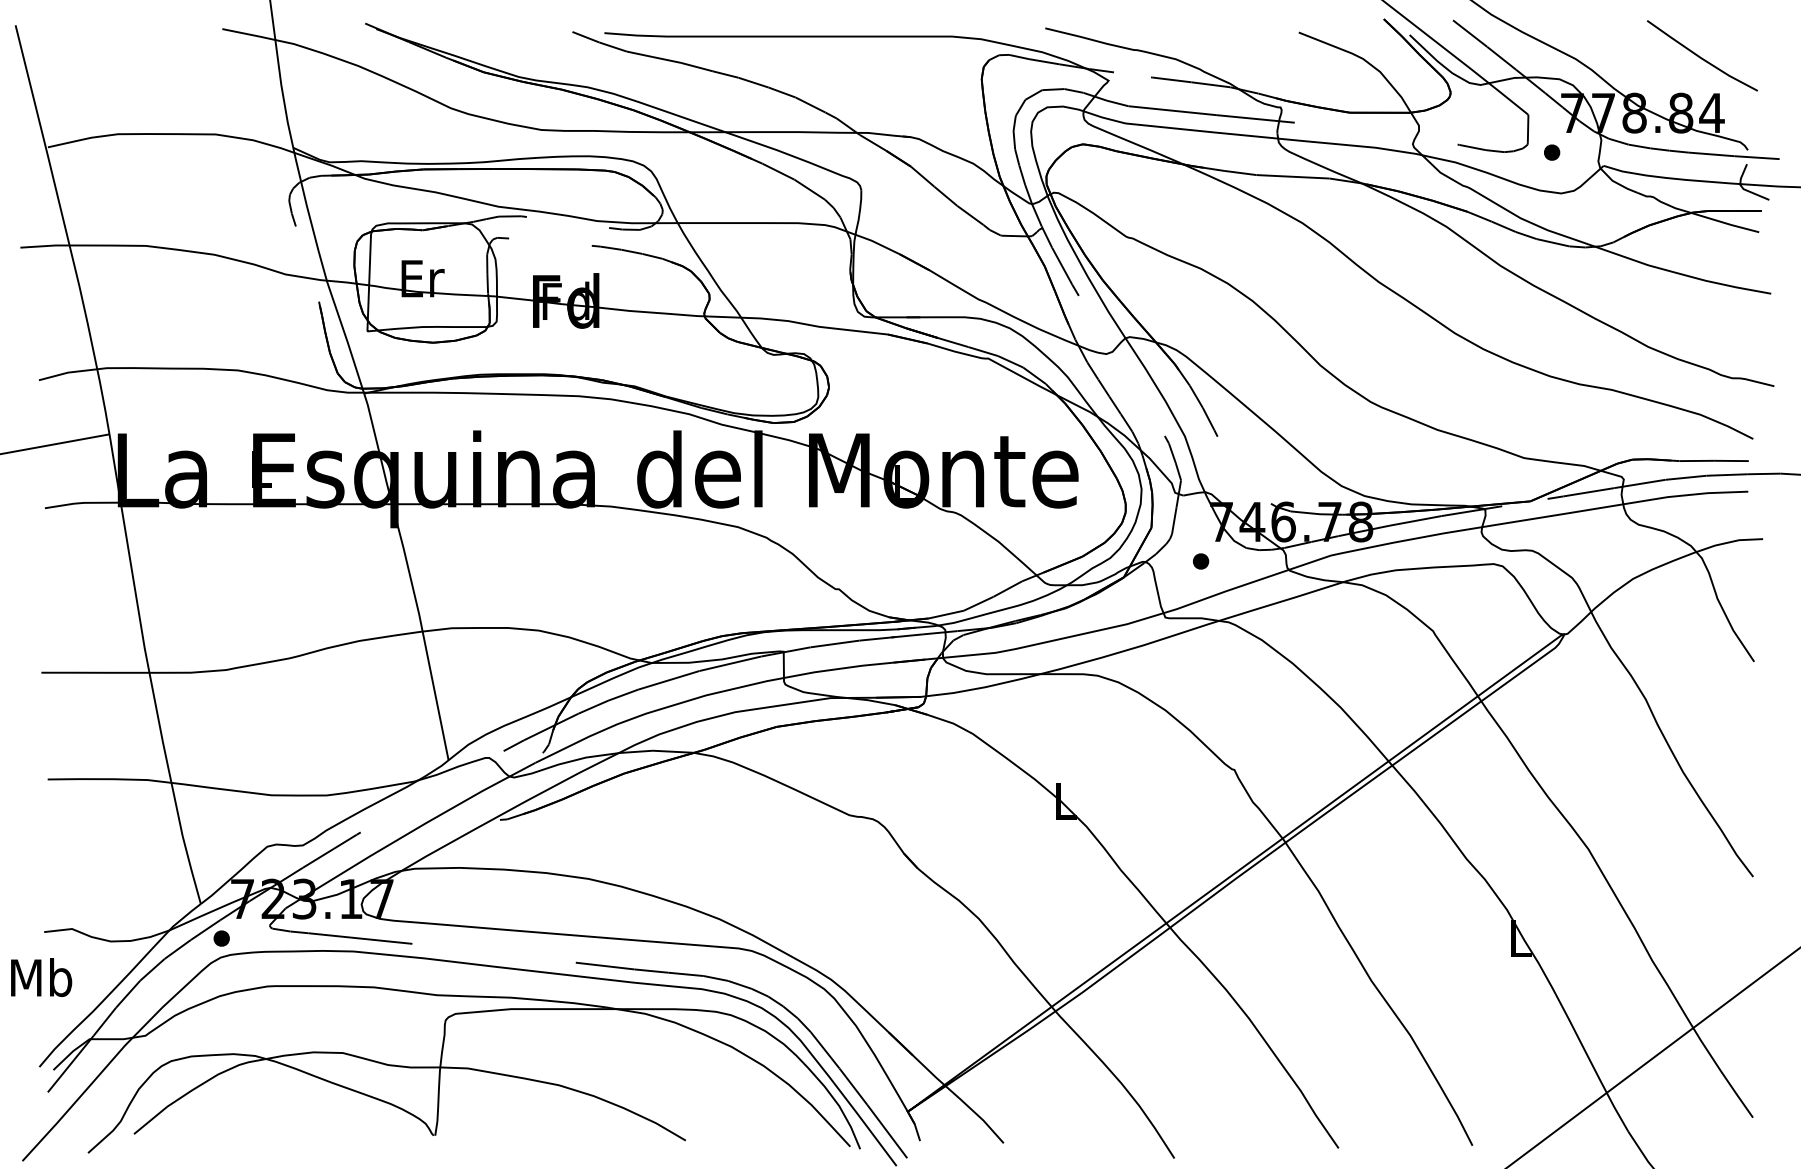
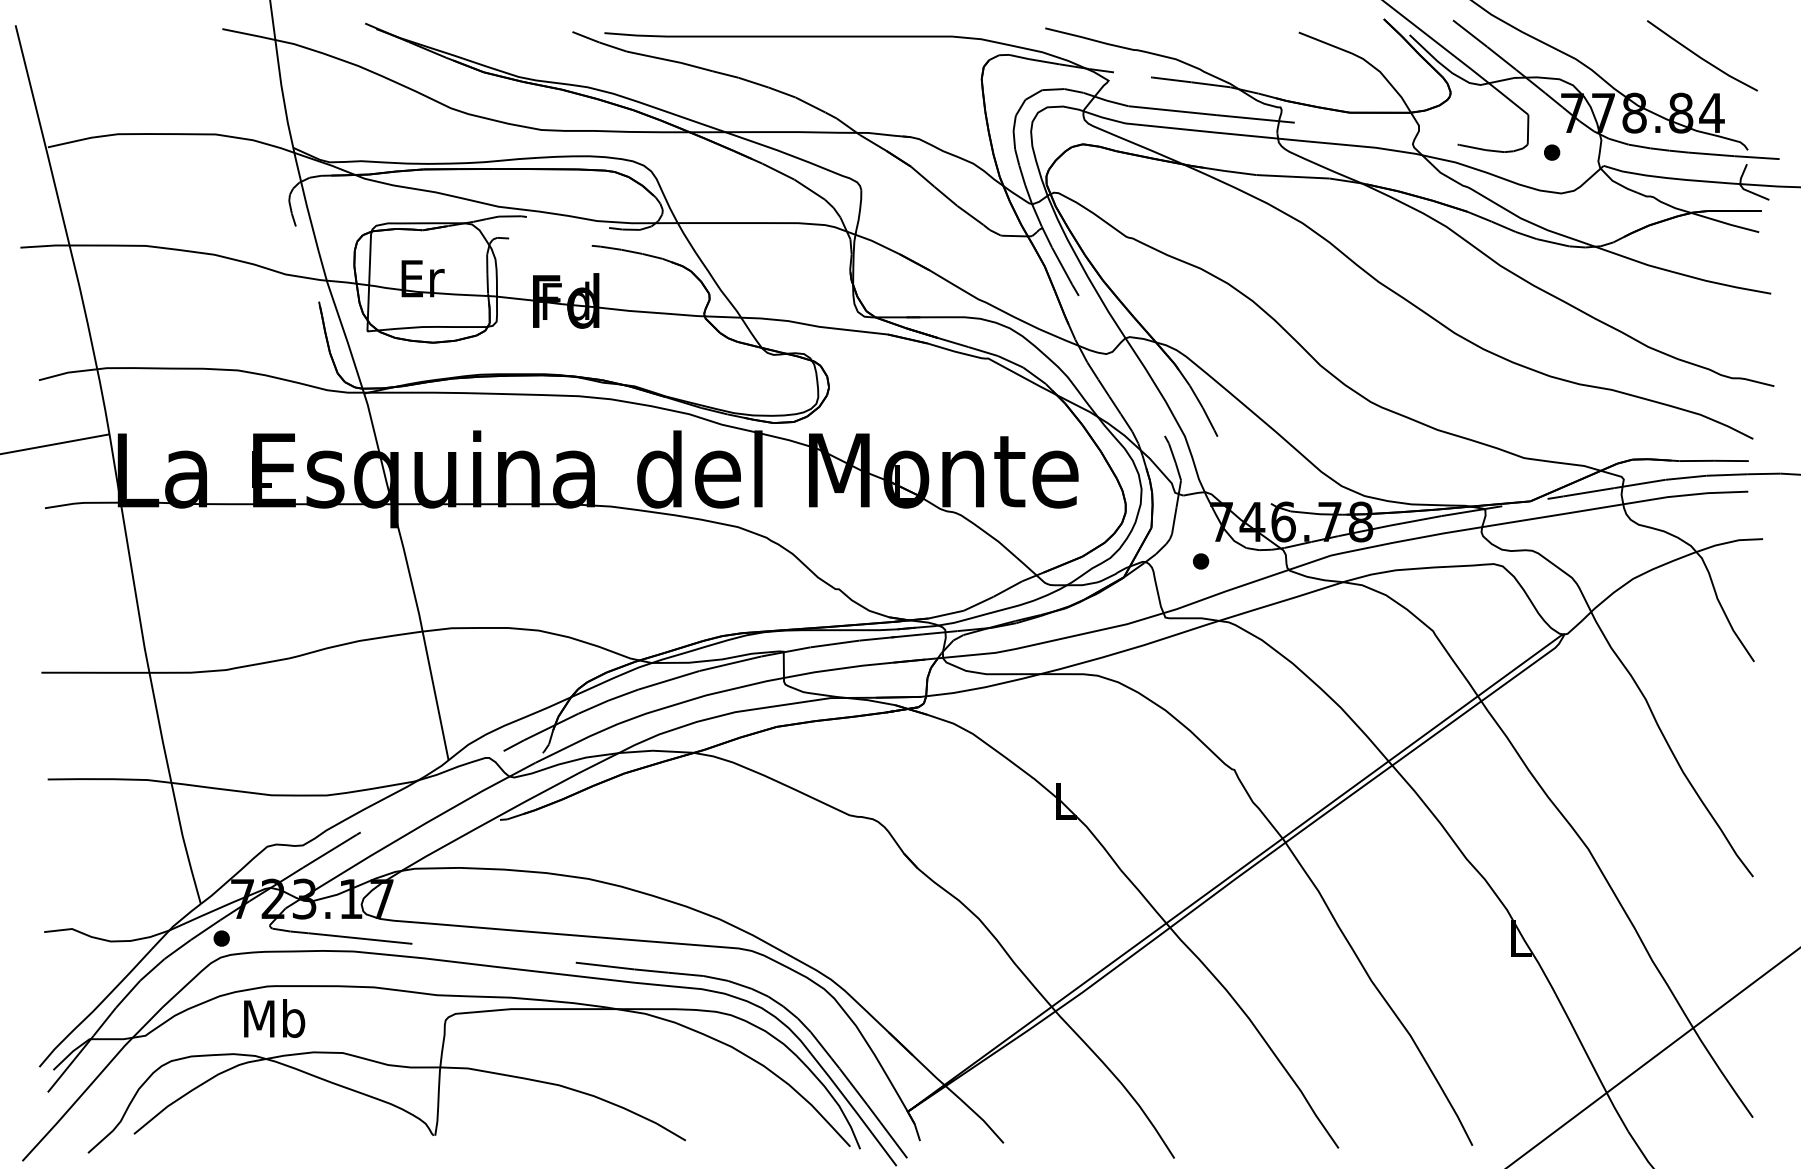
text position: (41, 977) -> (274, 1018) (274, 1018)
